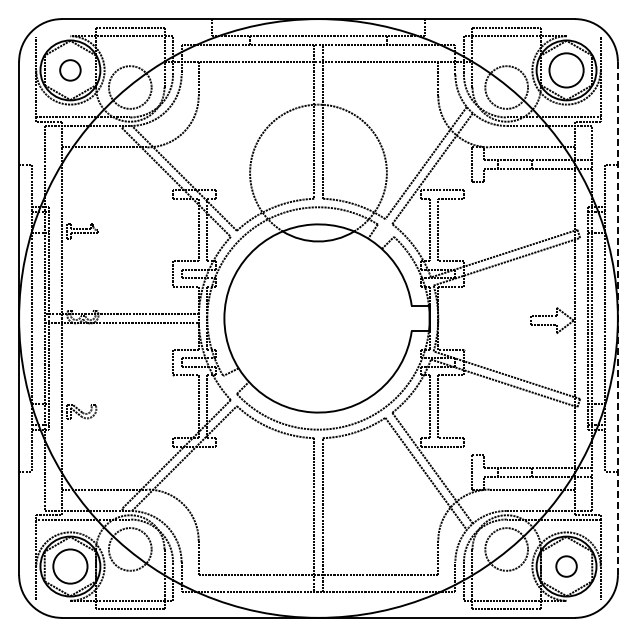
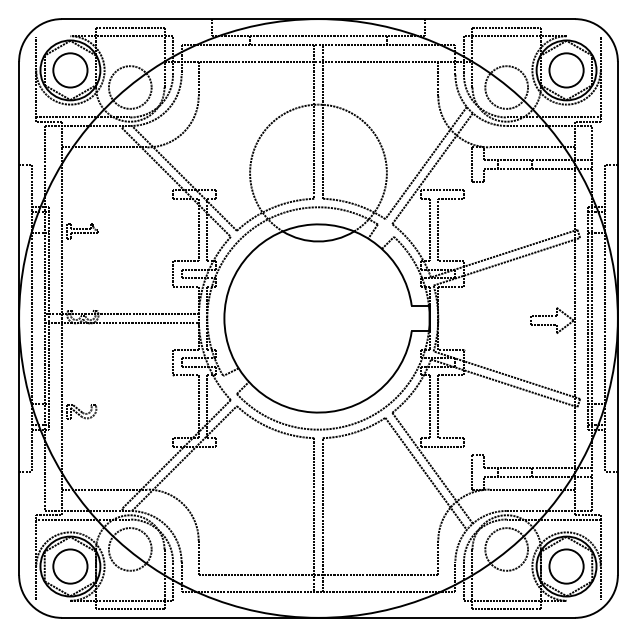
circle diameter: 21 px -> 34 px (70, 70)
line: dashed -> solid (617, 318)
circle diameter: 21 px -> 34 px (566, 566)
